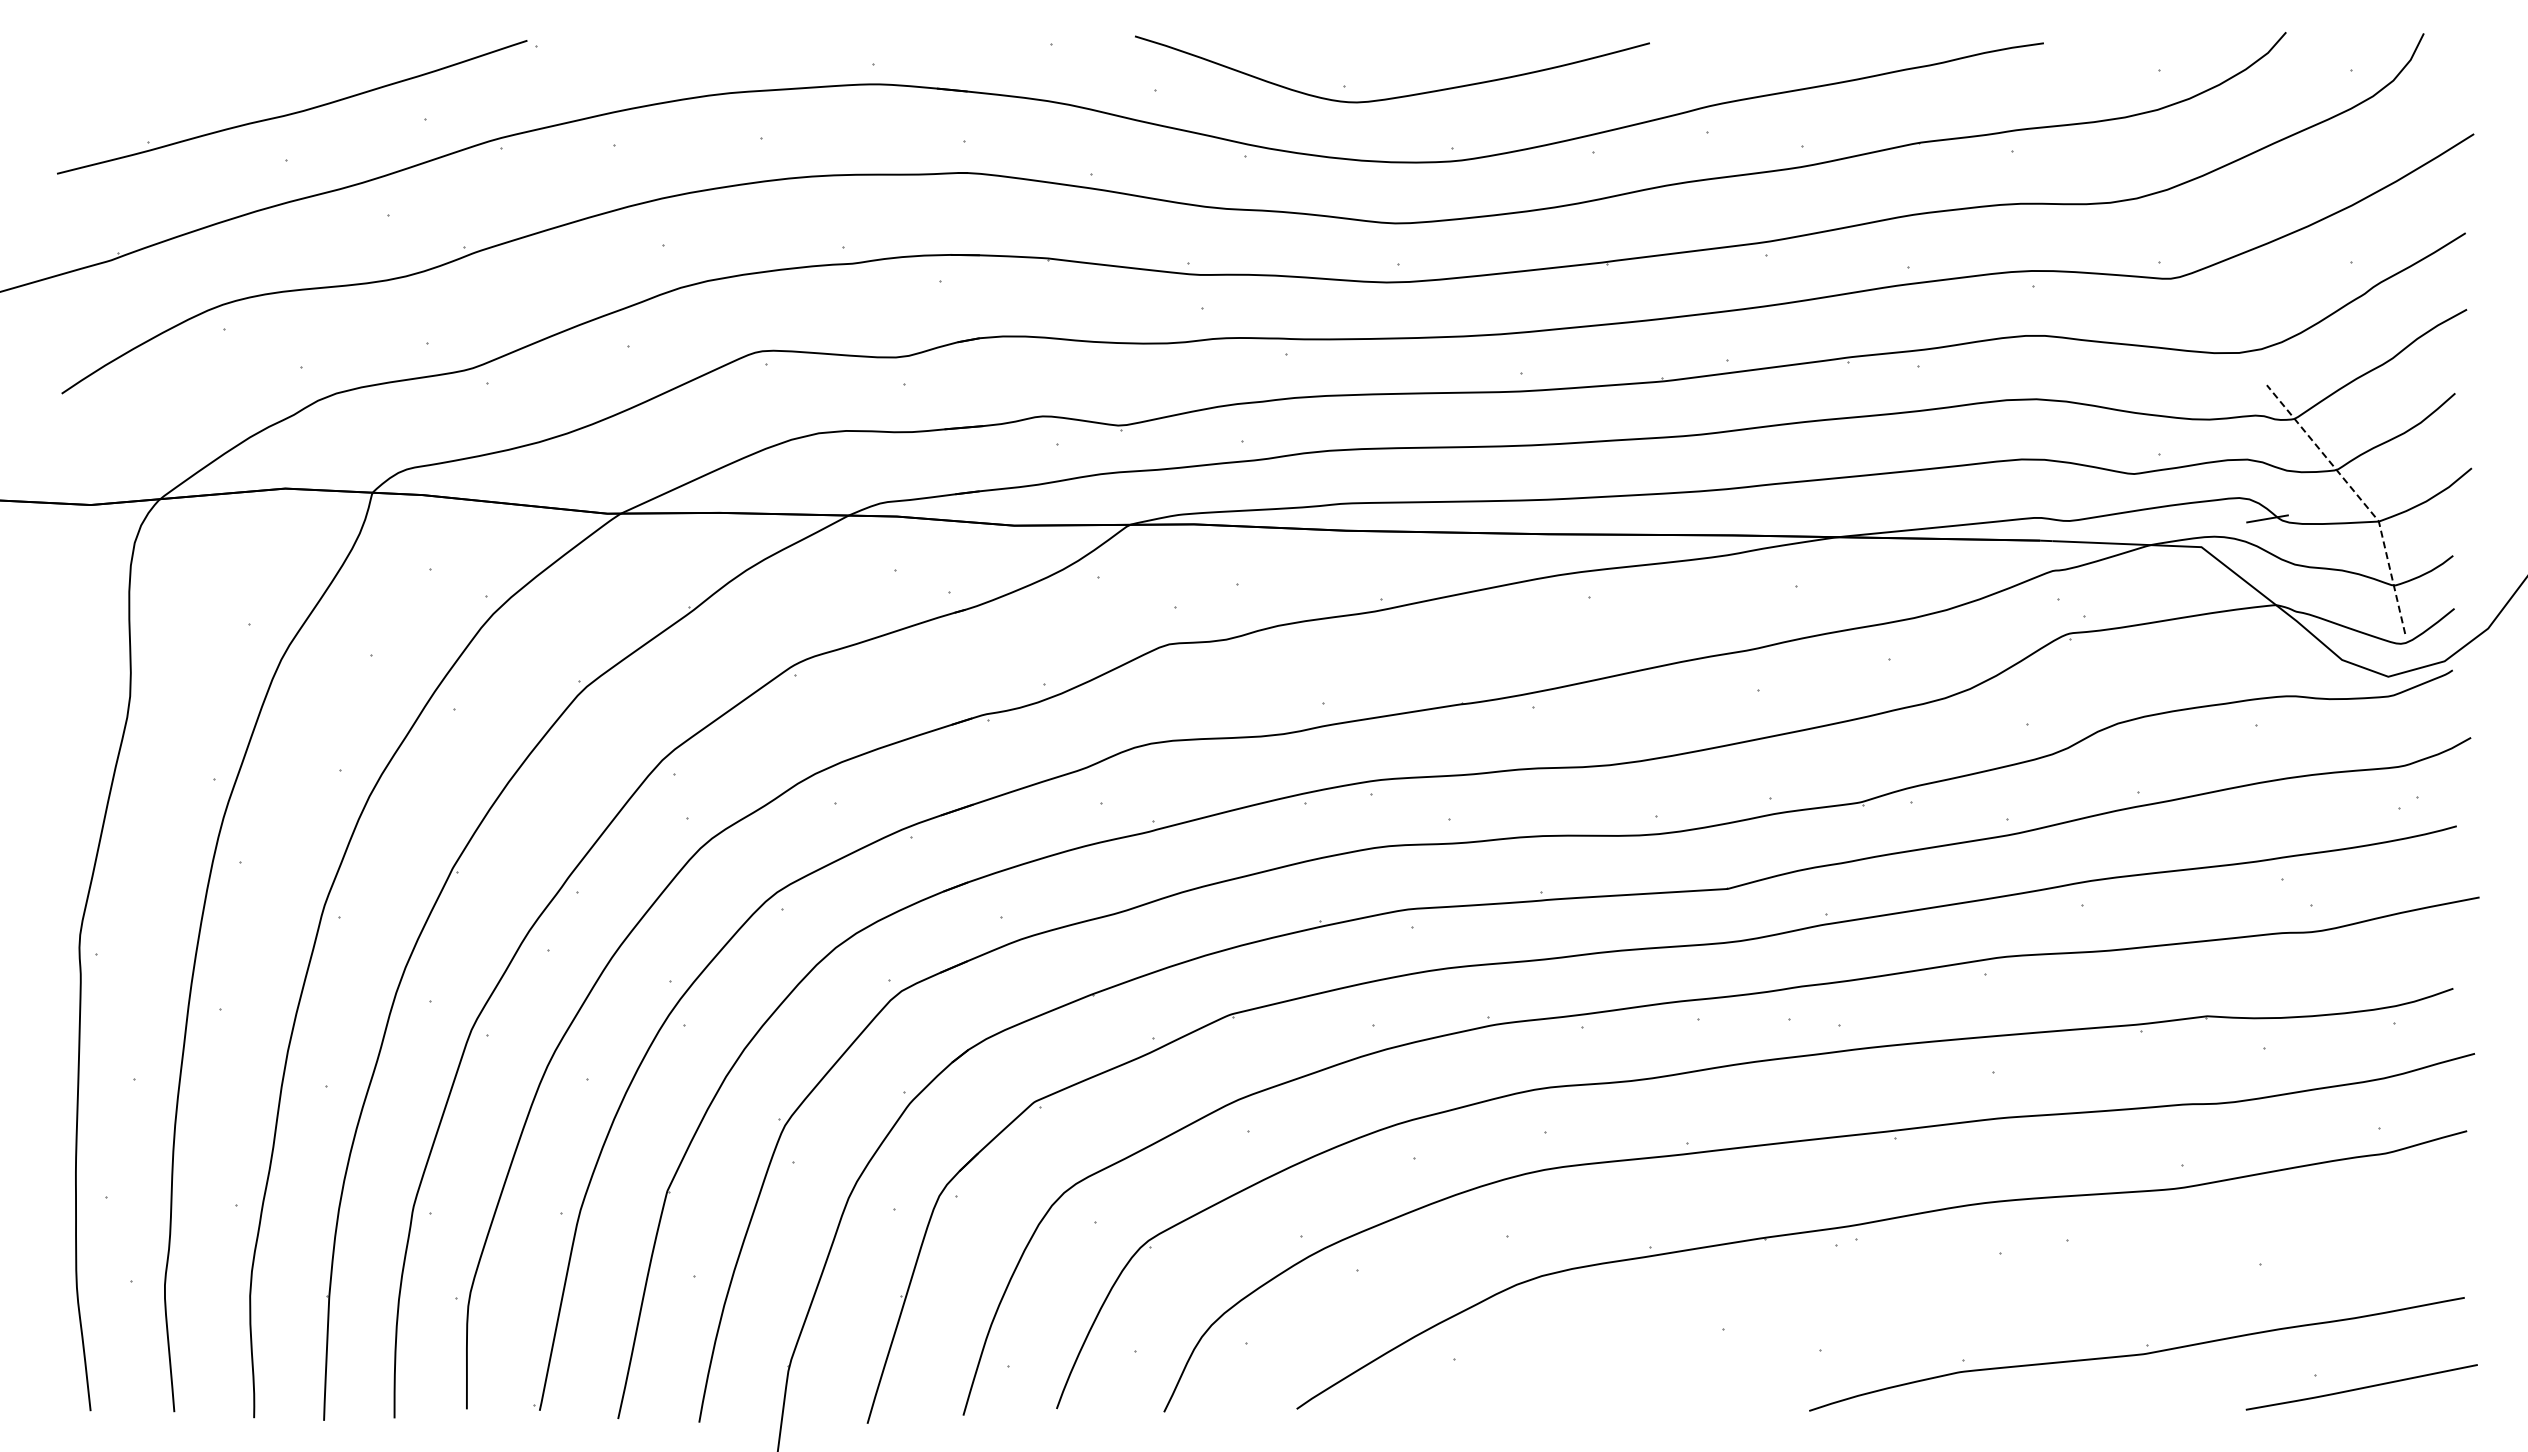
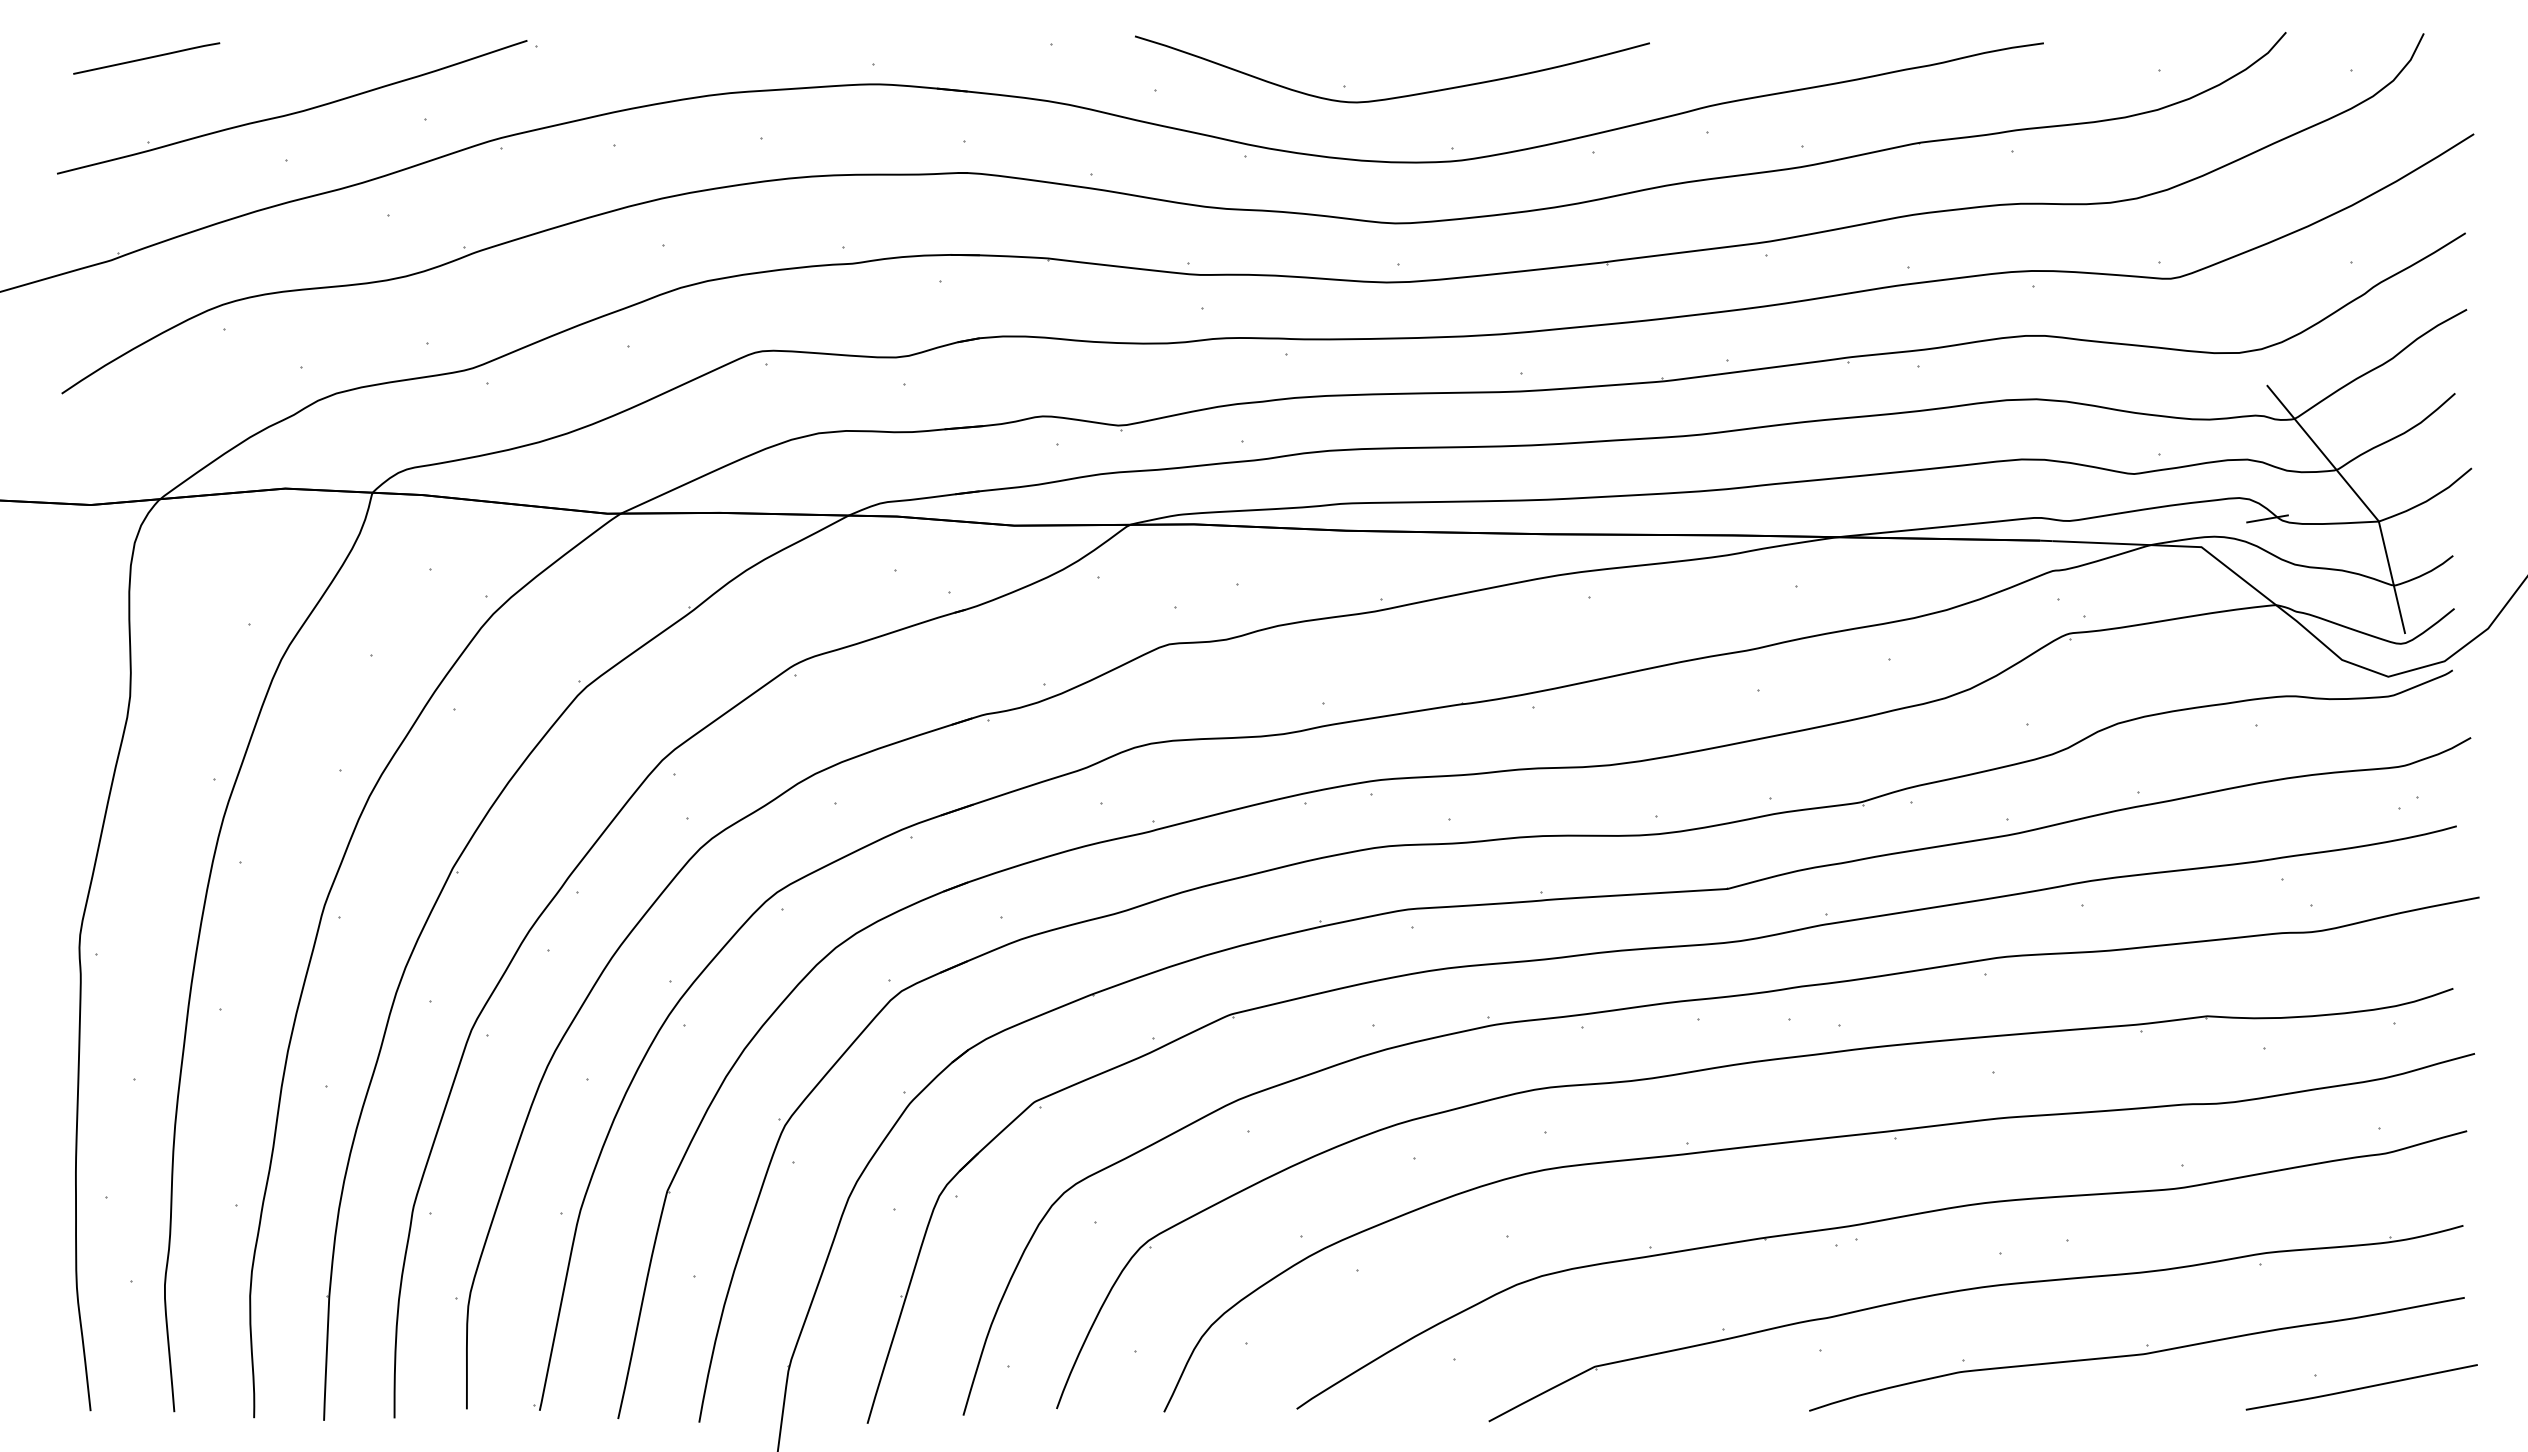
line: none -> present (146, 58)
line: dashed -> solid (2359, 498)
part: none -> present (1969, 1290)
